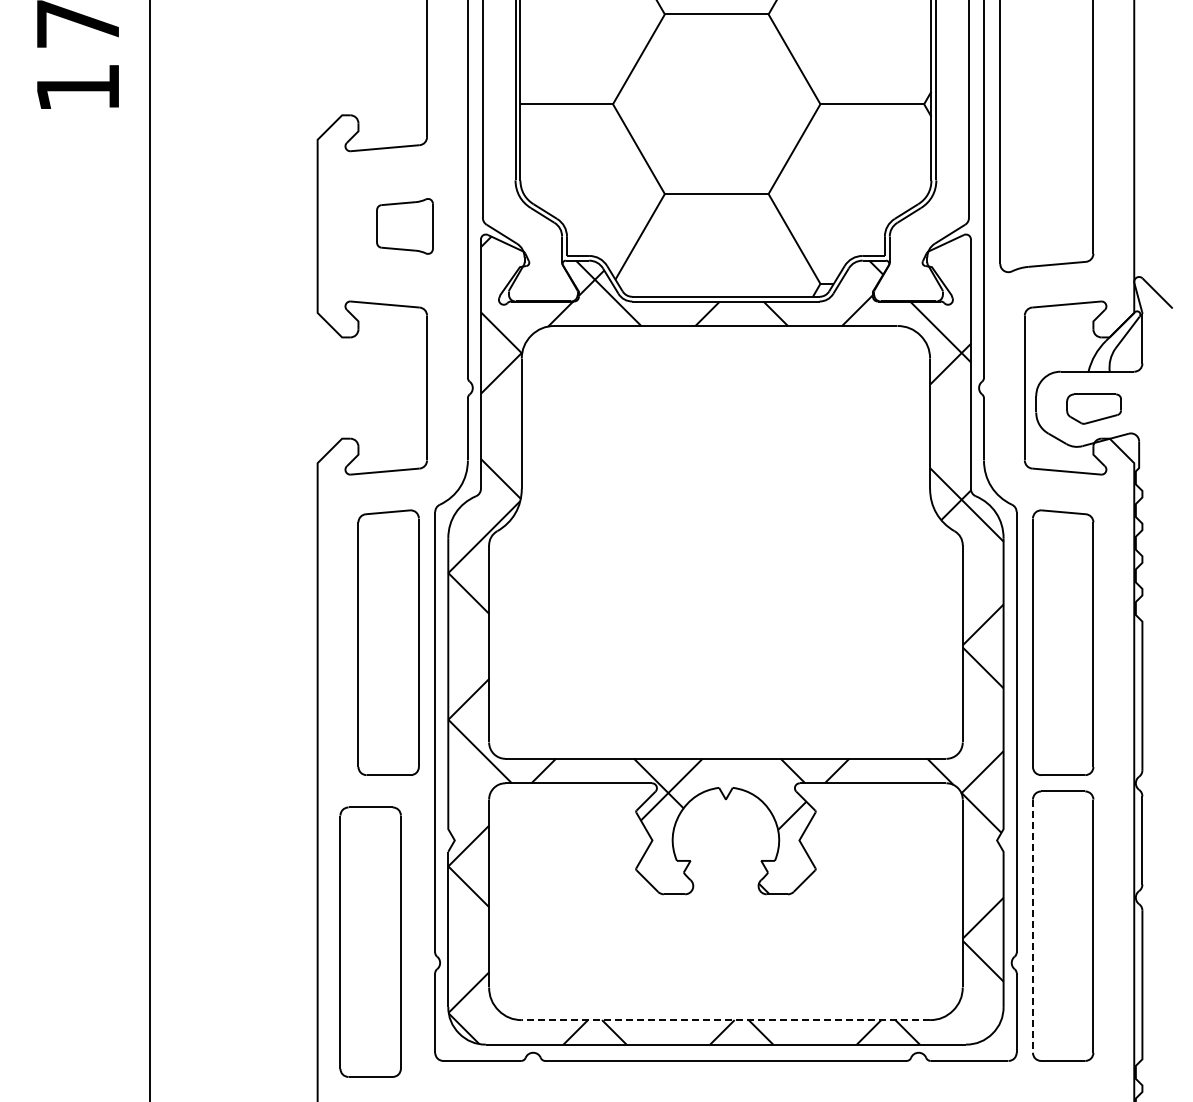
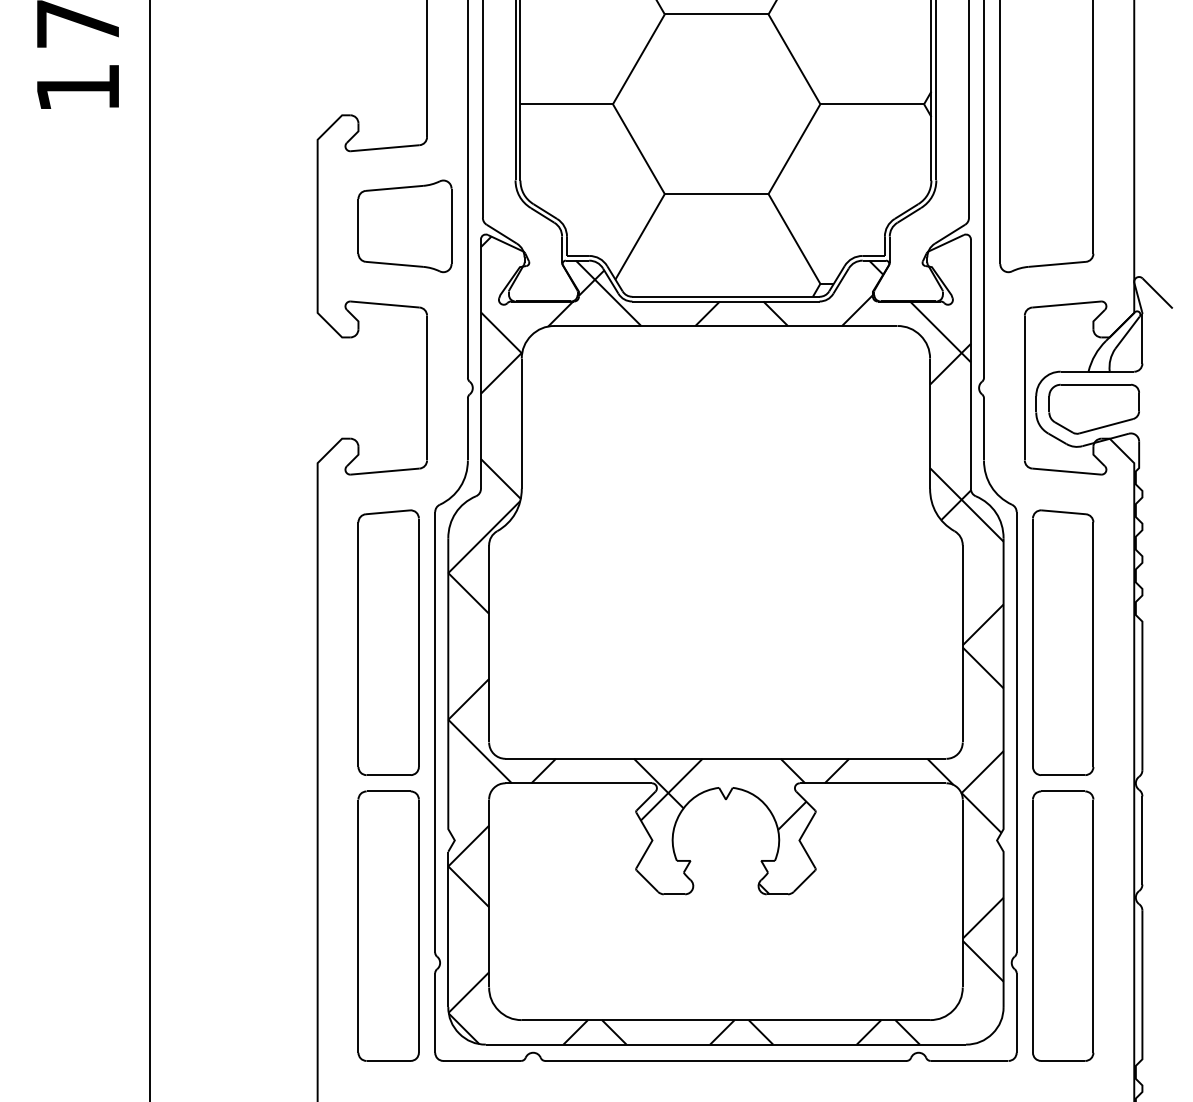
part size: 58x57 px -> 96x95 px (404, 226)
part size: 56x32 px -> 92x52 px (1093, 408)
line: dashed -> solid (1032, 926)
part position: (370, 941) -> (388, 925) (388, 925)
line: dashed -> solid (725, 1020)
